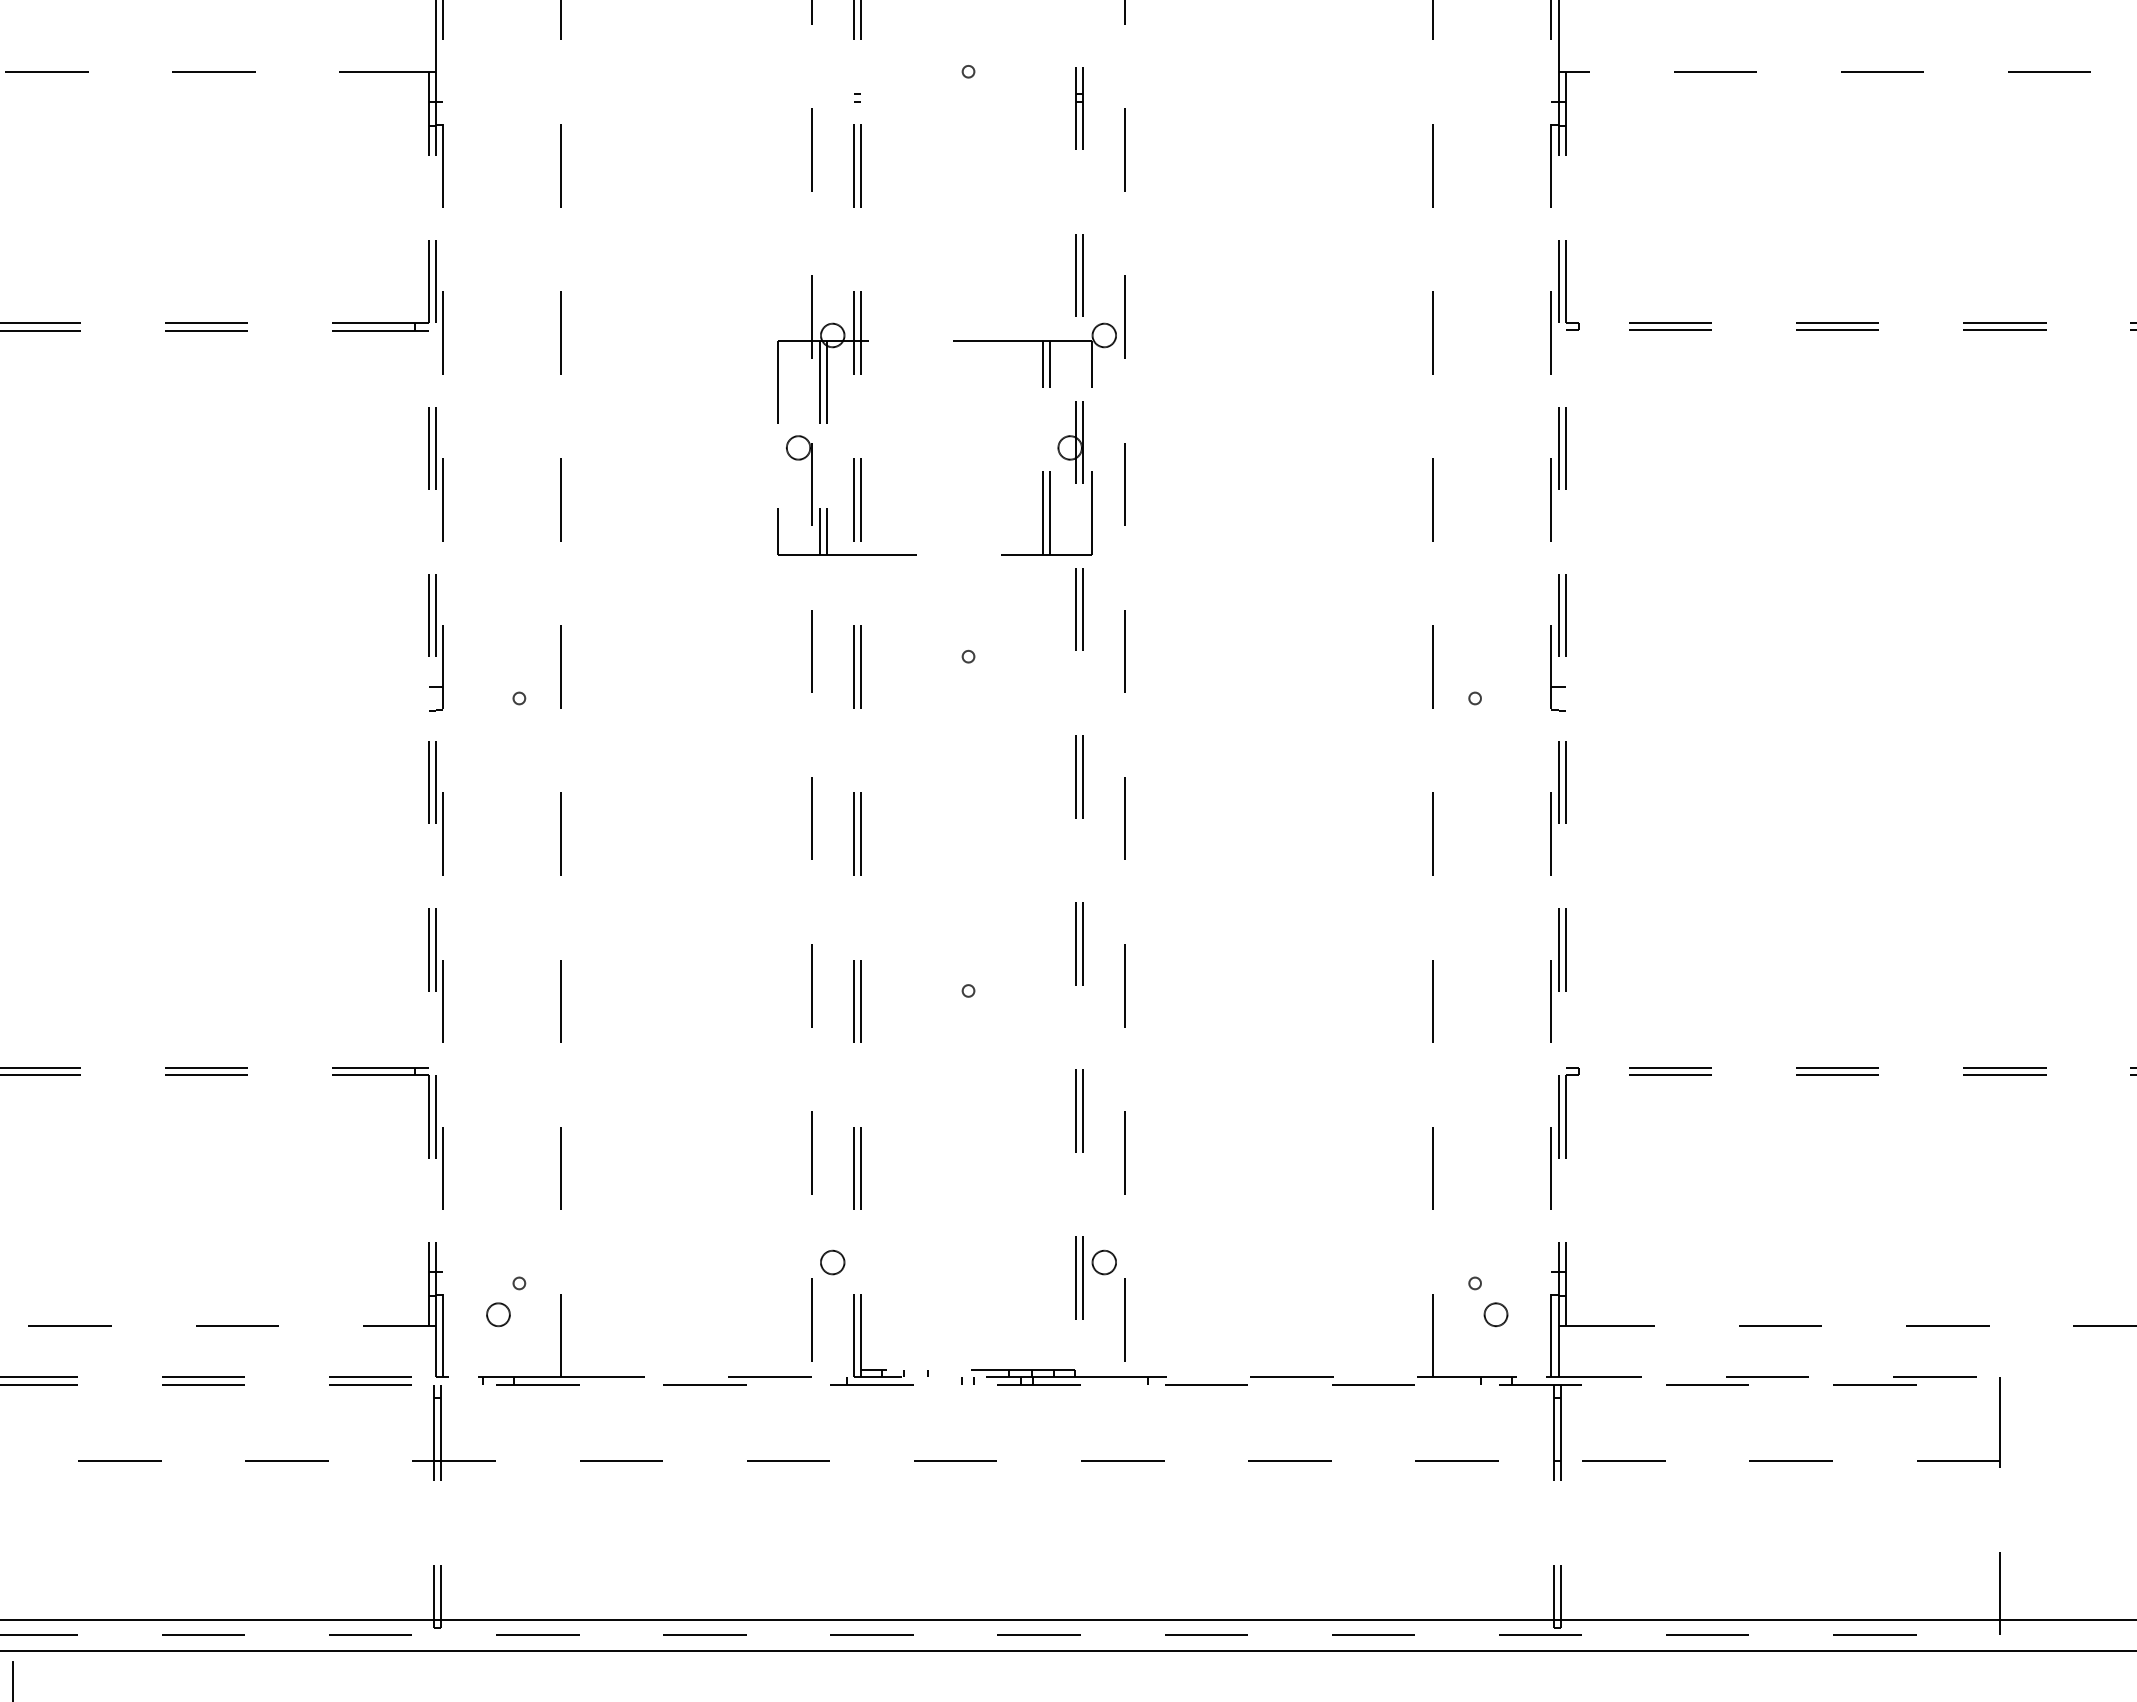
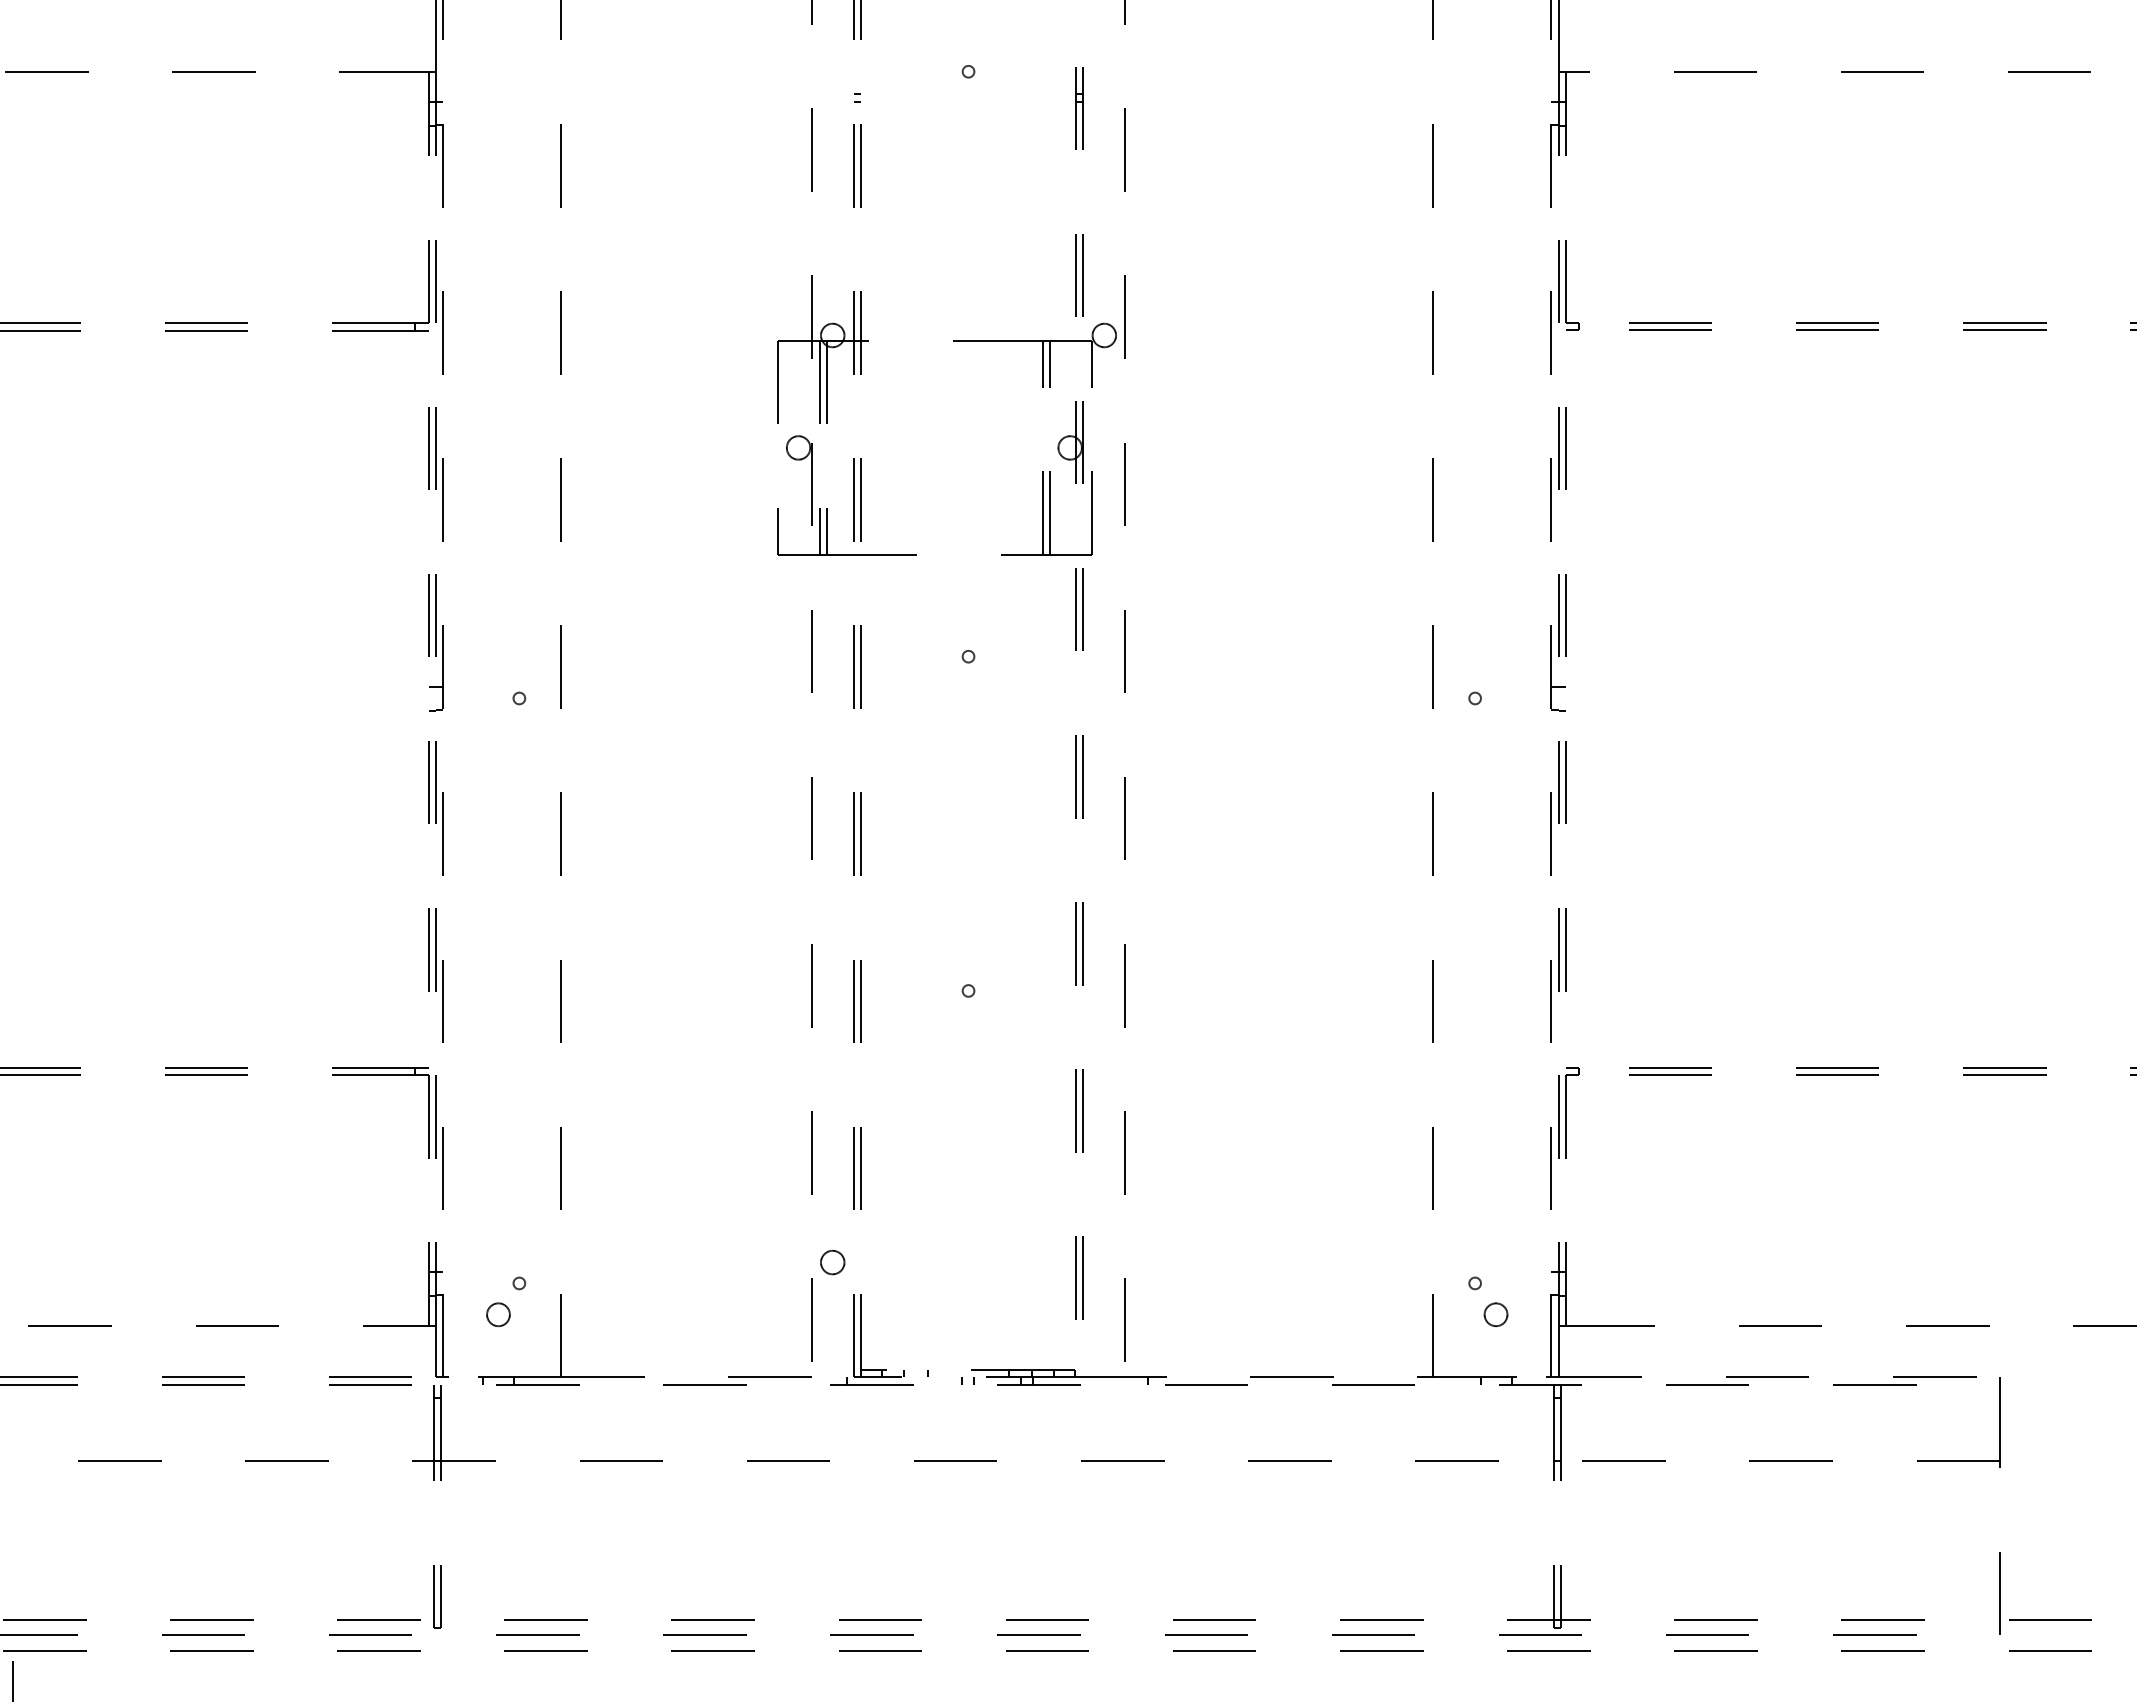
circle: present -> none (1103, 1262)
line: solid -> dashed (1068, 1619)
line: solid -> dashed (1068, 1651)
